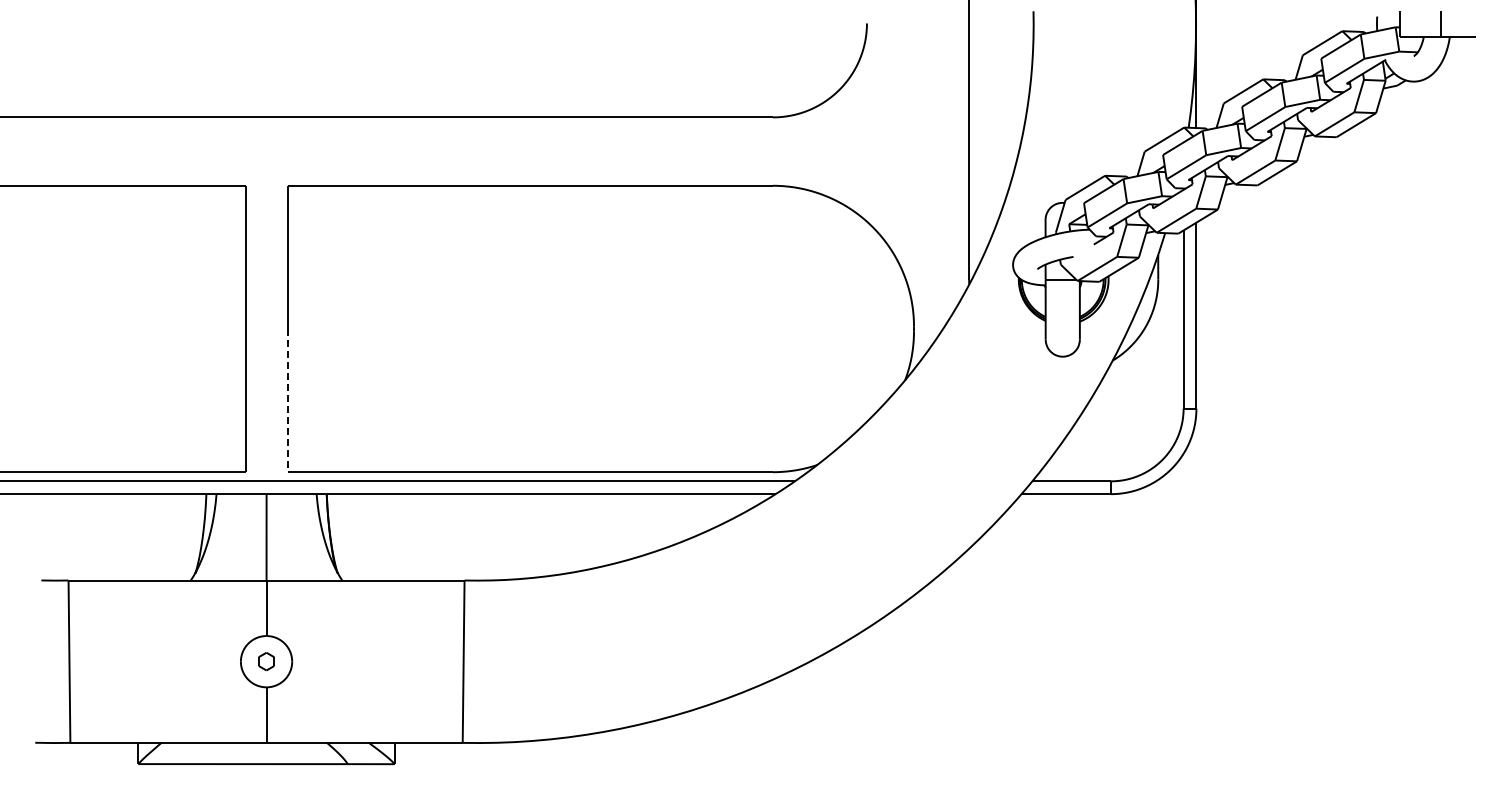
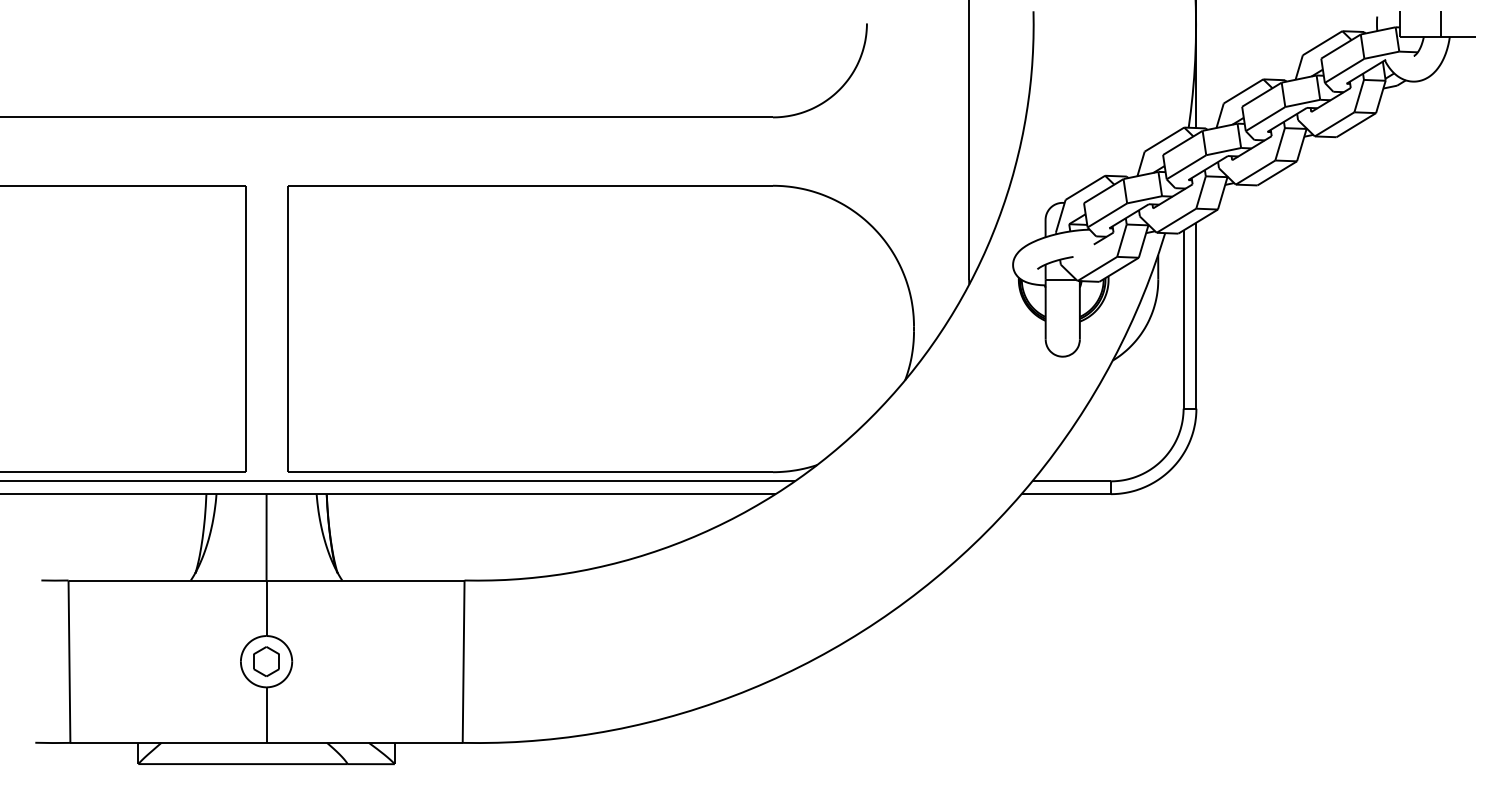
line: dashed -> solid (288, 400)
part size: 17x19 px -> 27x31 px (266, 661)
